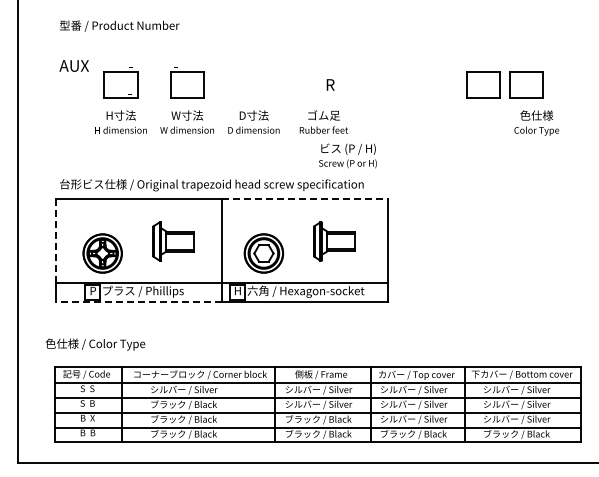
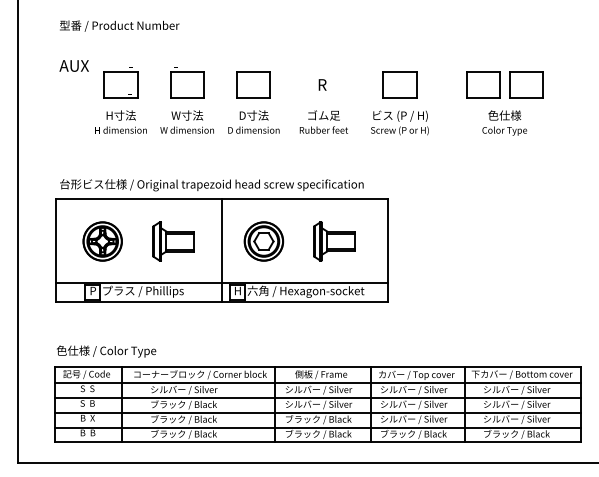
part: none -> present (253, 84)
text position: (330, 84) -> (322, 84) (322, 84)
part: none -> present (399, 84)
text position: (536, 122) -> (504, 122) (504, 122)
text position: (347, 155) -> (399, 122) (399, 122)
line: dashed -> solid (305, 198)
line: dashed -> solid (55, 240)
part position: (102, 253) -> (102, 241) (102, 241)
part position: (263, 253) -> (263, 241) (263, 241)
line: dashed -> solid (138, 301)
text position: (95, 344) -> (106, 351) (106, 351)
